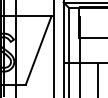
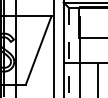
line: solid -> dashed (68, 52)
